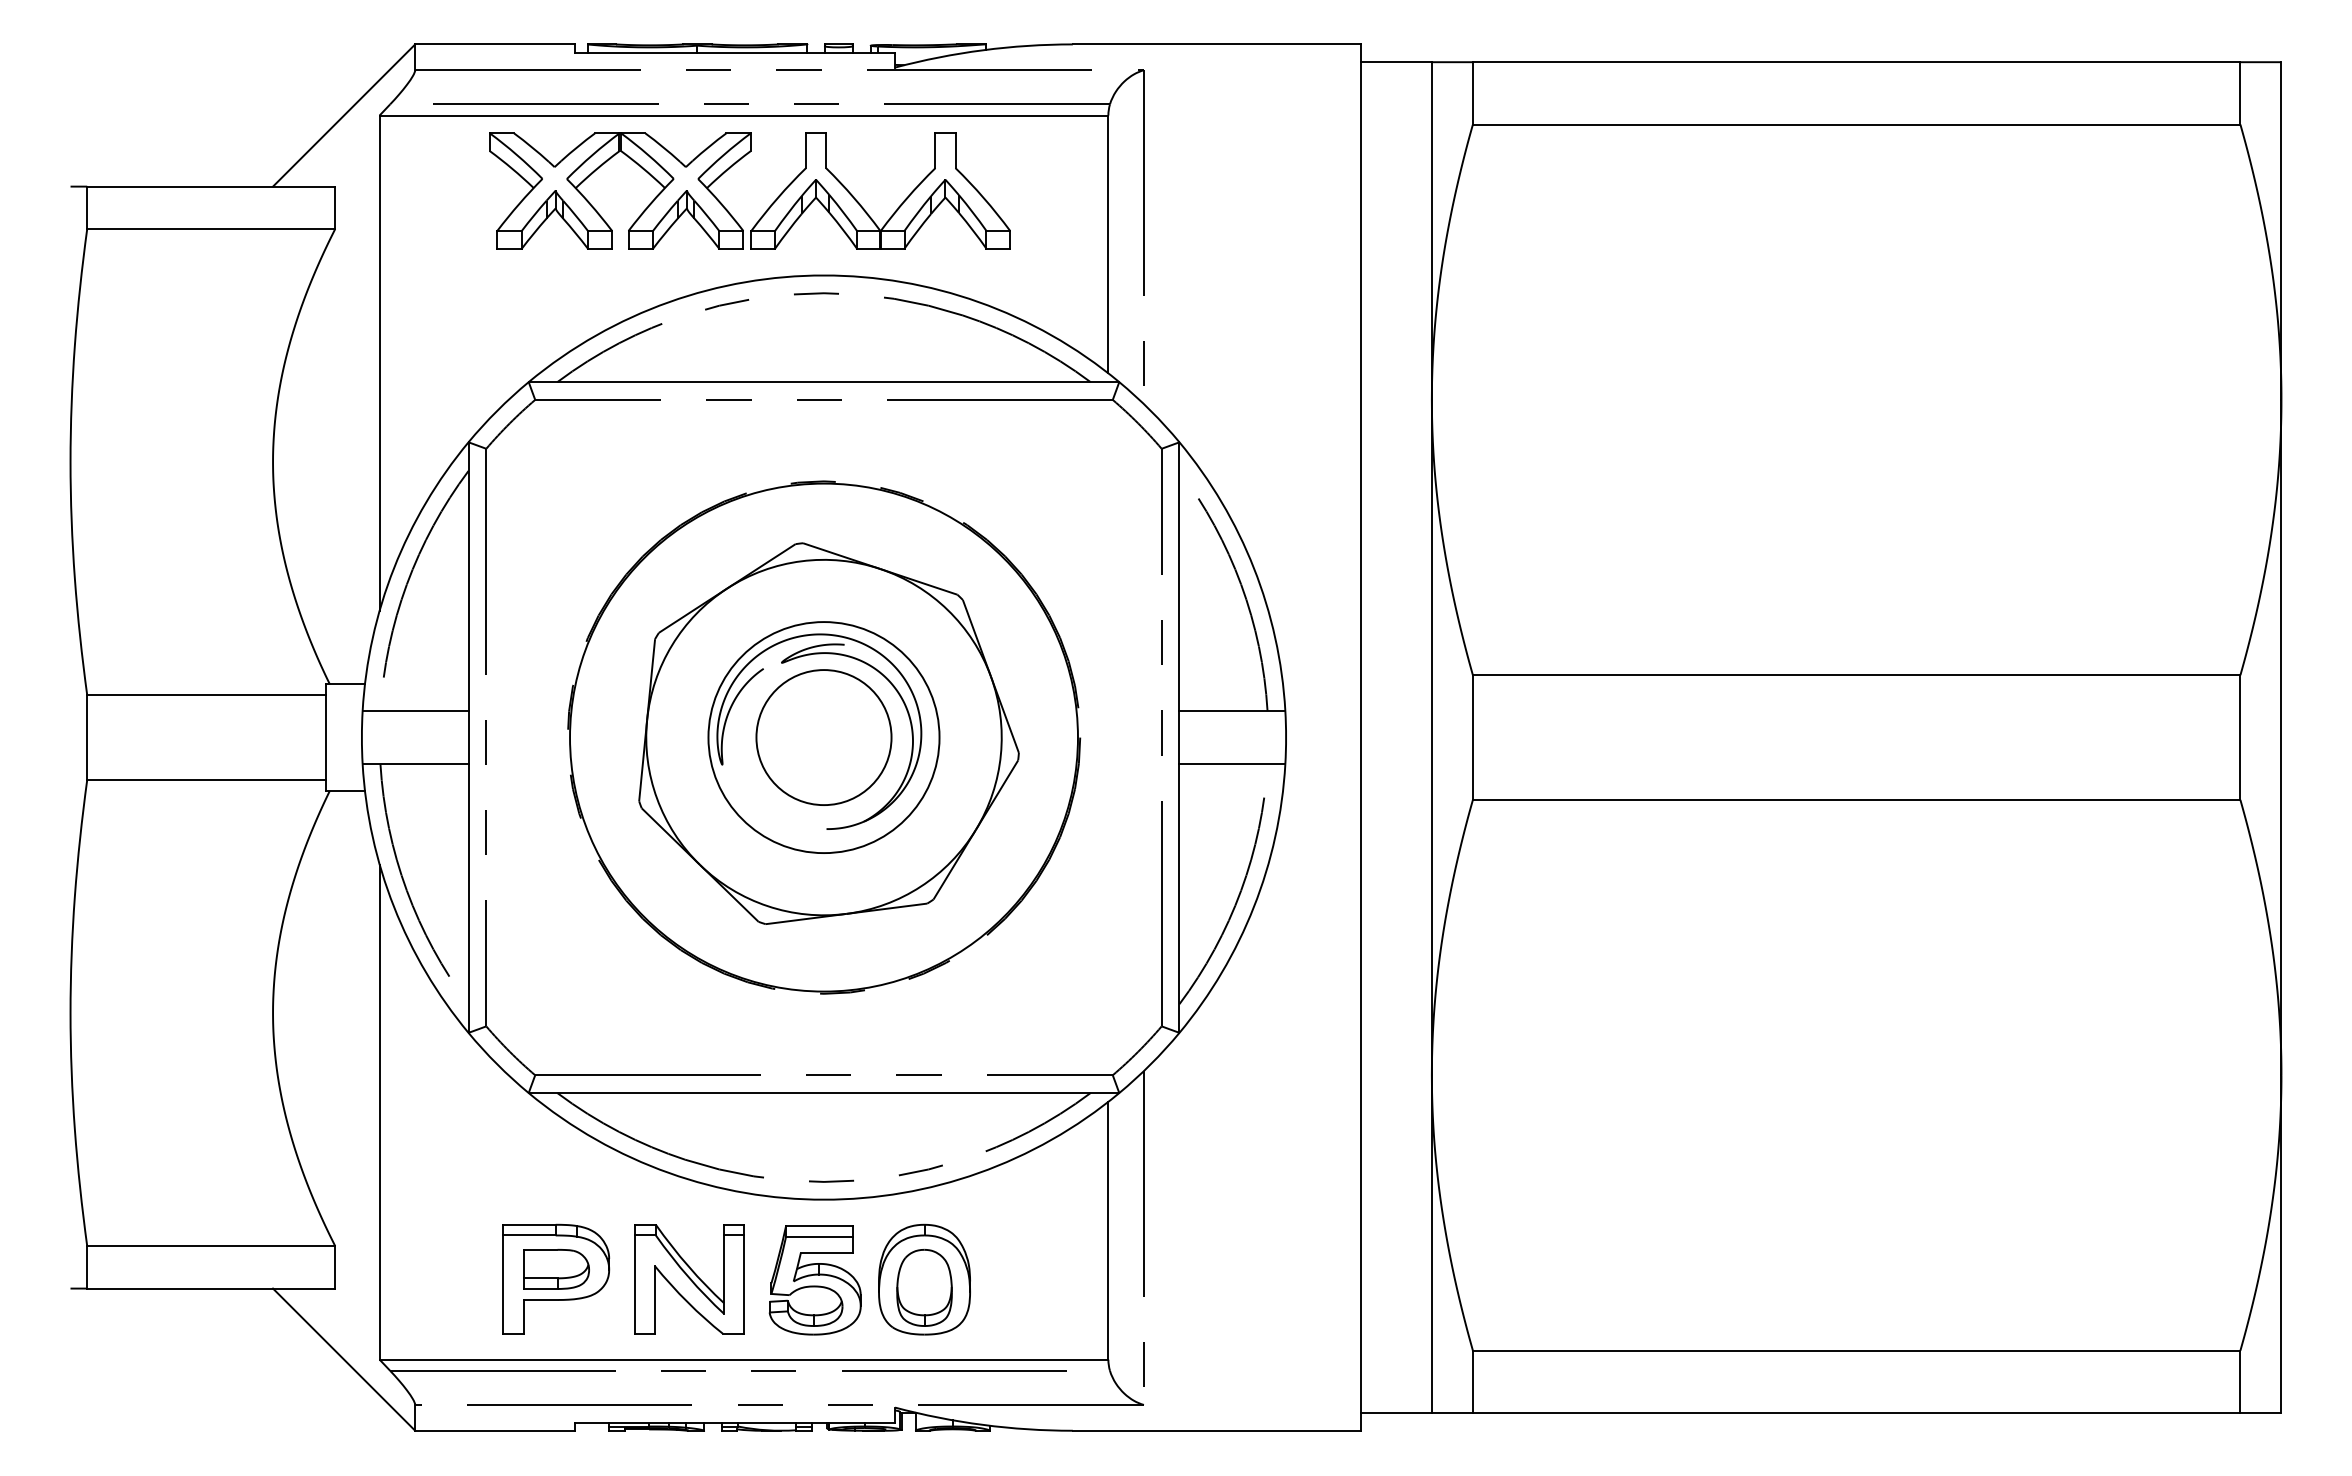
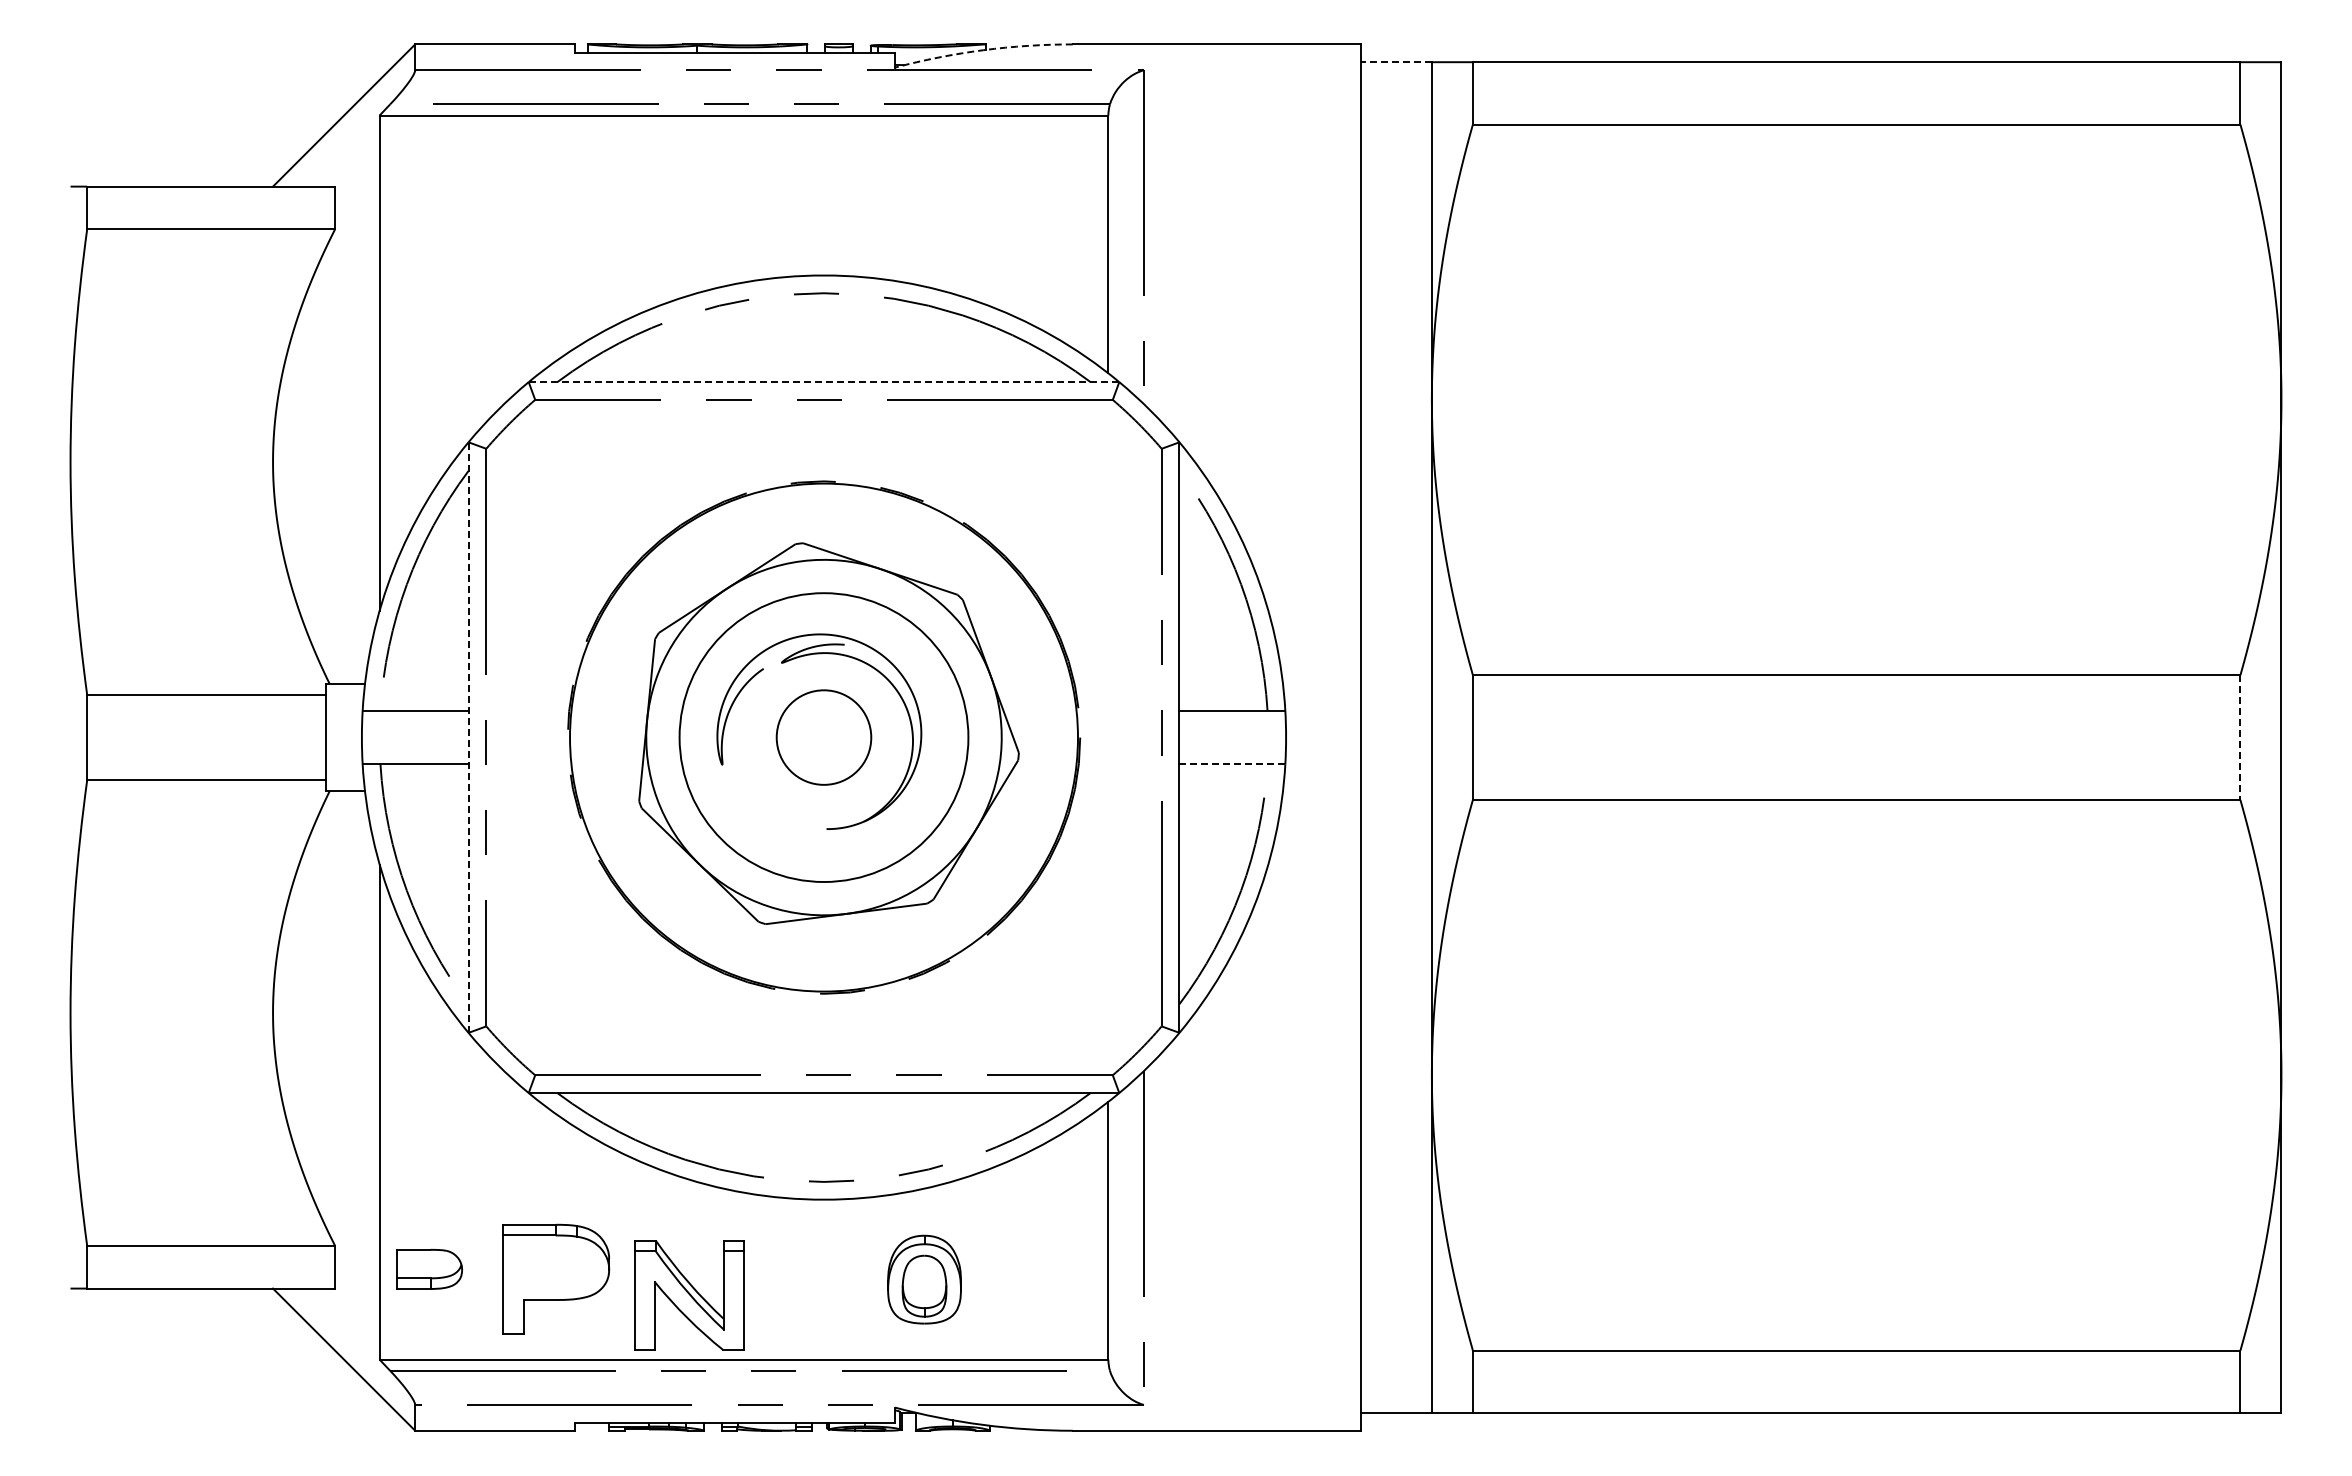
arc: solid -> dashed (983, 50)
line: solid -> dashed (1396, 62)
part: present -> none (767, 208)
line: solid -> dashed (824, 382)
line: solid -> dashed (468, 737)
circle diameter: 135 px -> 95 px (823, 737)
circle diameter: 231 px -> 289 px (823, 737)
line: solid -> dashed (2240, 738)
line: solid -> dashed (1232, 764)
part position: (556, 1268) -> (429, 1268) (429, 1268)
part position: (689, 1279) -> (689, 1295) (689, 1295)
part size: 93x113 px -> 75x91 px (924, 1279)
part: present -> none (814, 1280)
